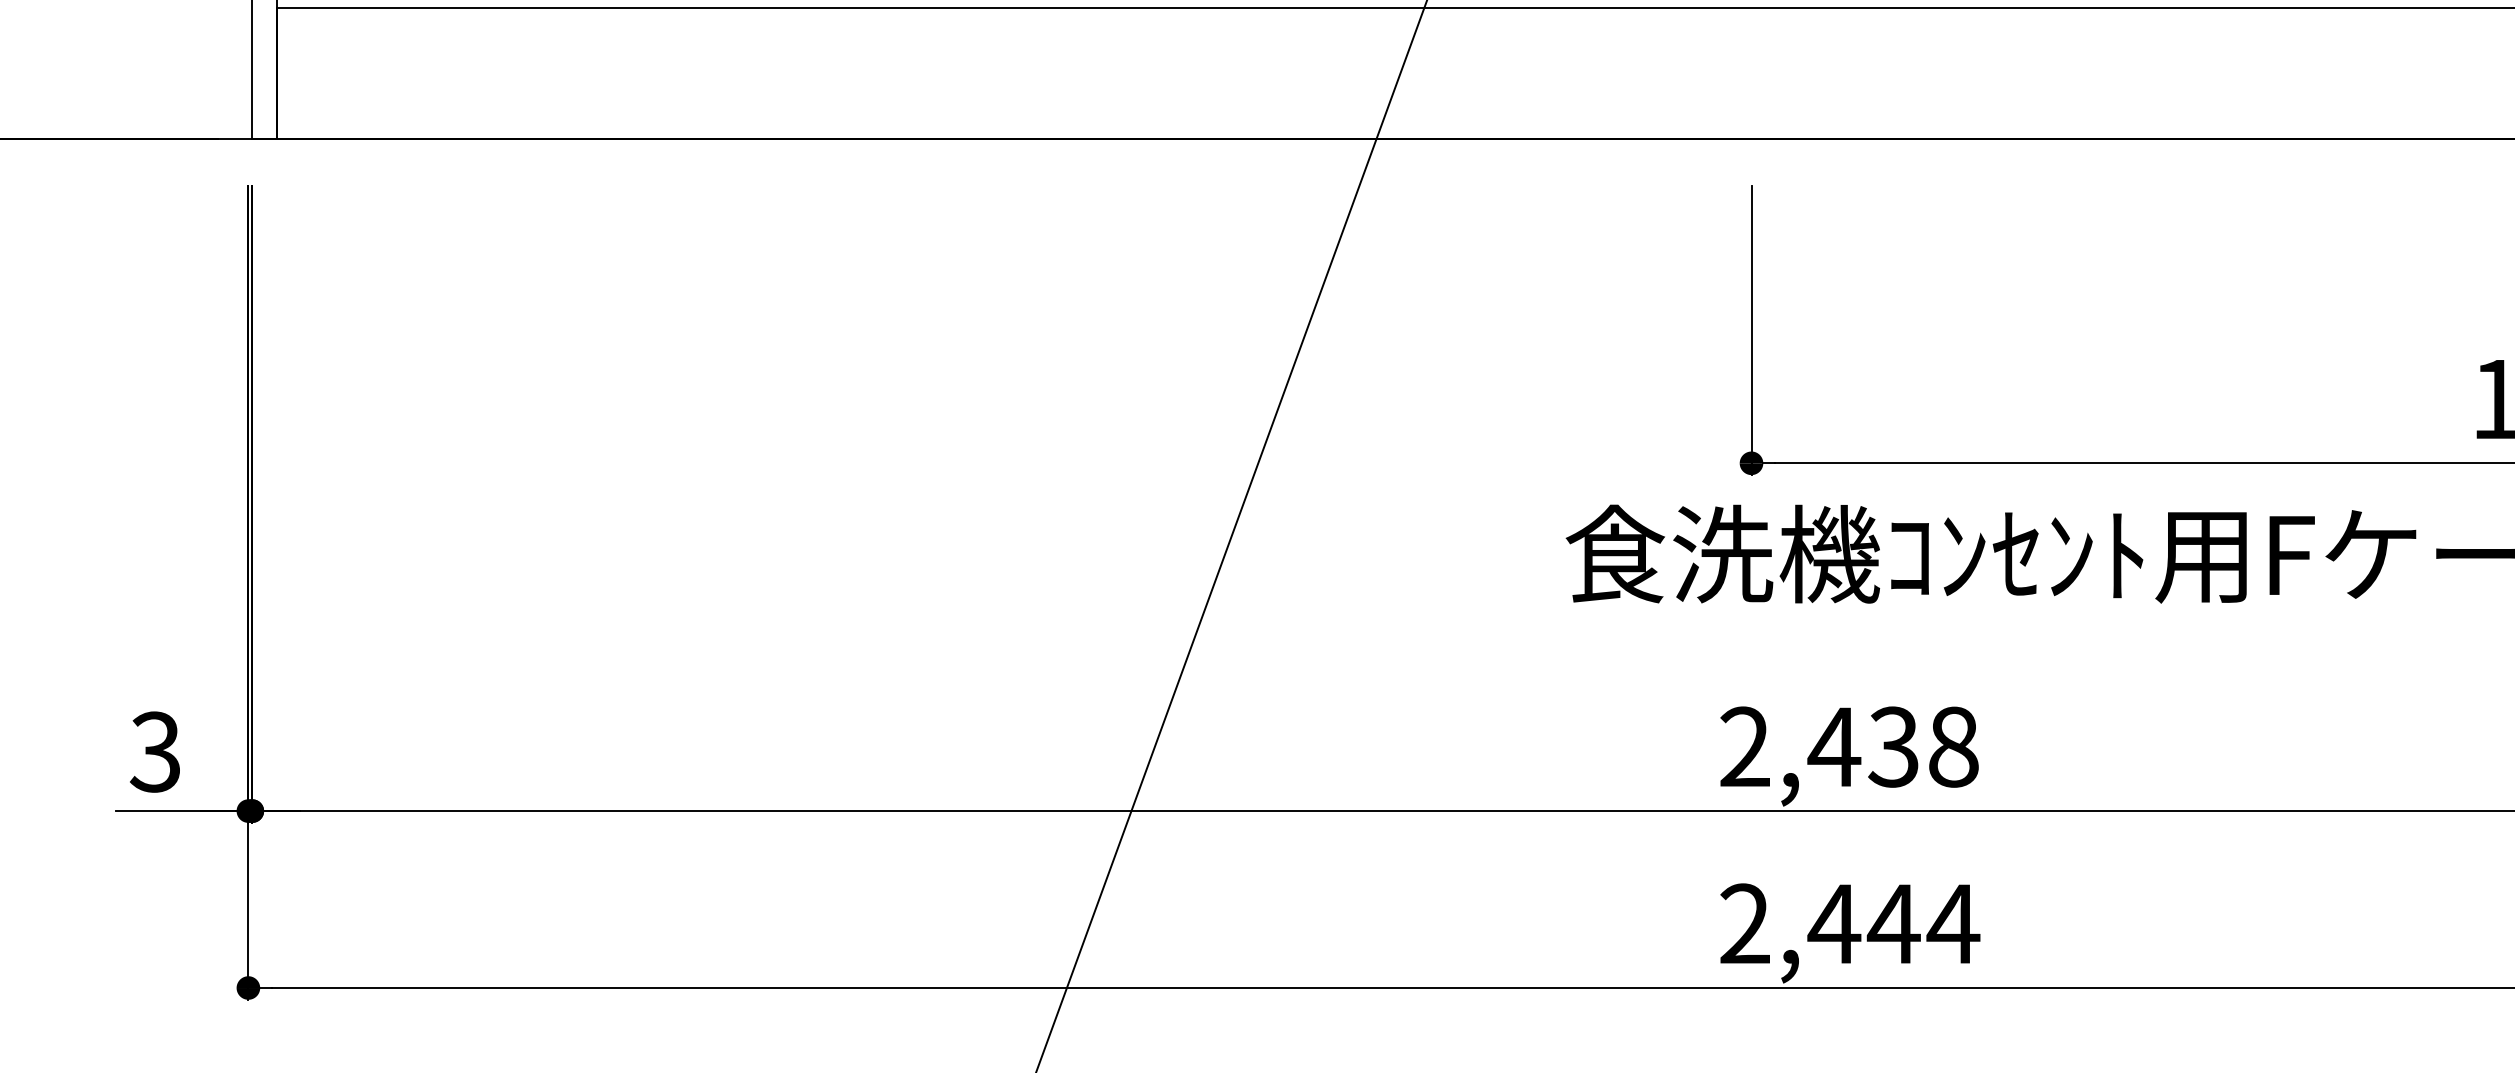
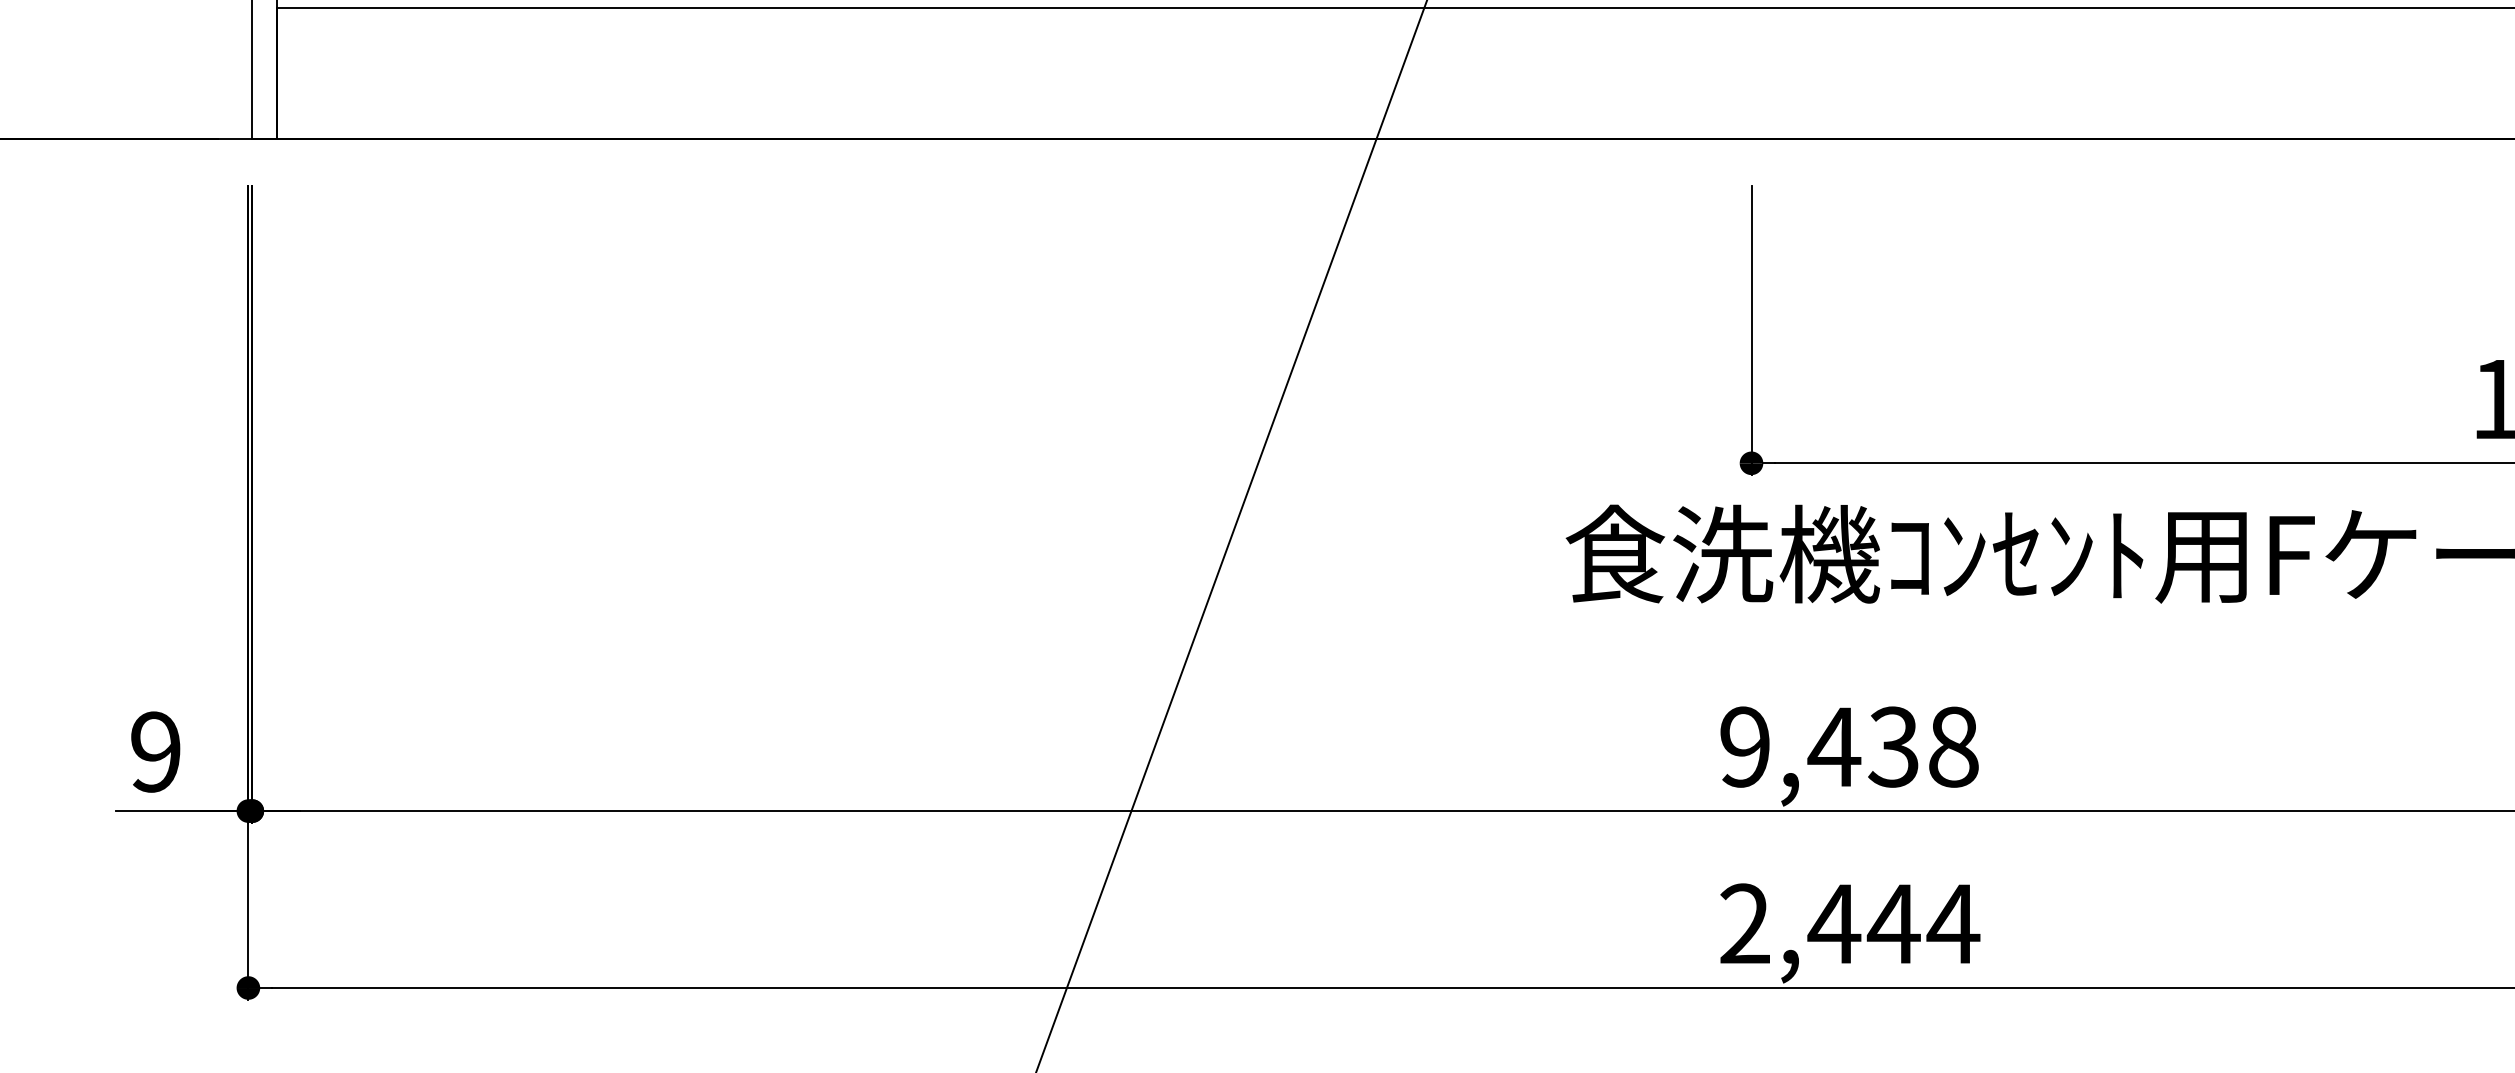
text: 2,438 -> 9,438 (1744, 746)
text: 3 -> 9 (155, 751)
